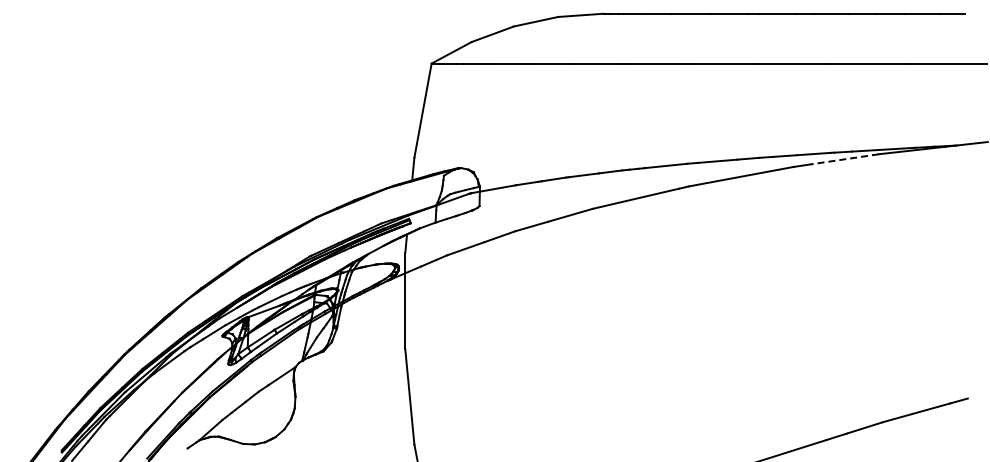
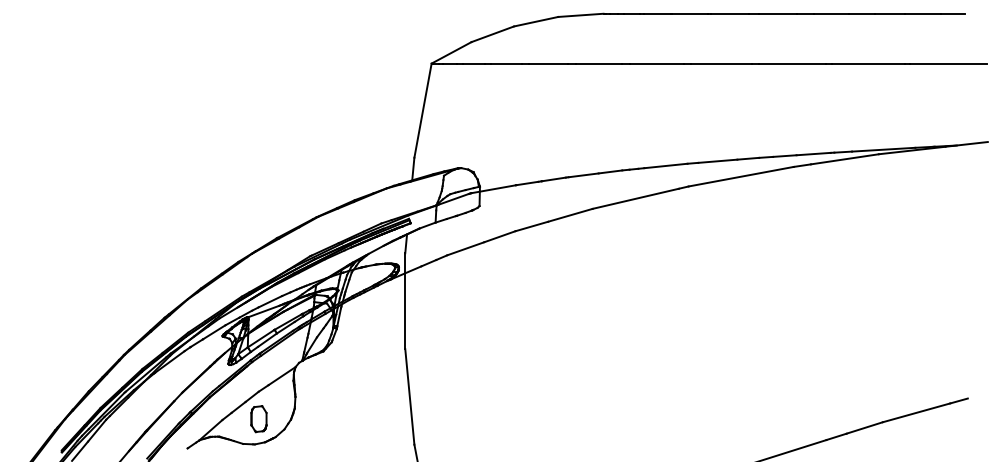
line: dashed -> solid (844, 159)
part: none -> present (258, 419)
